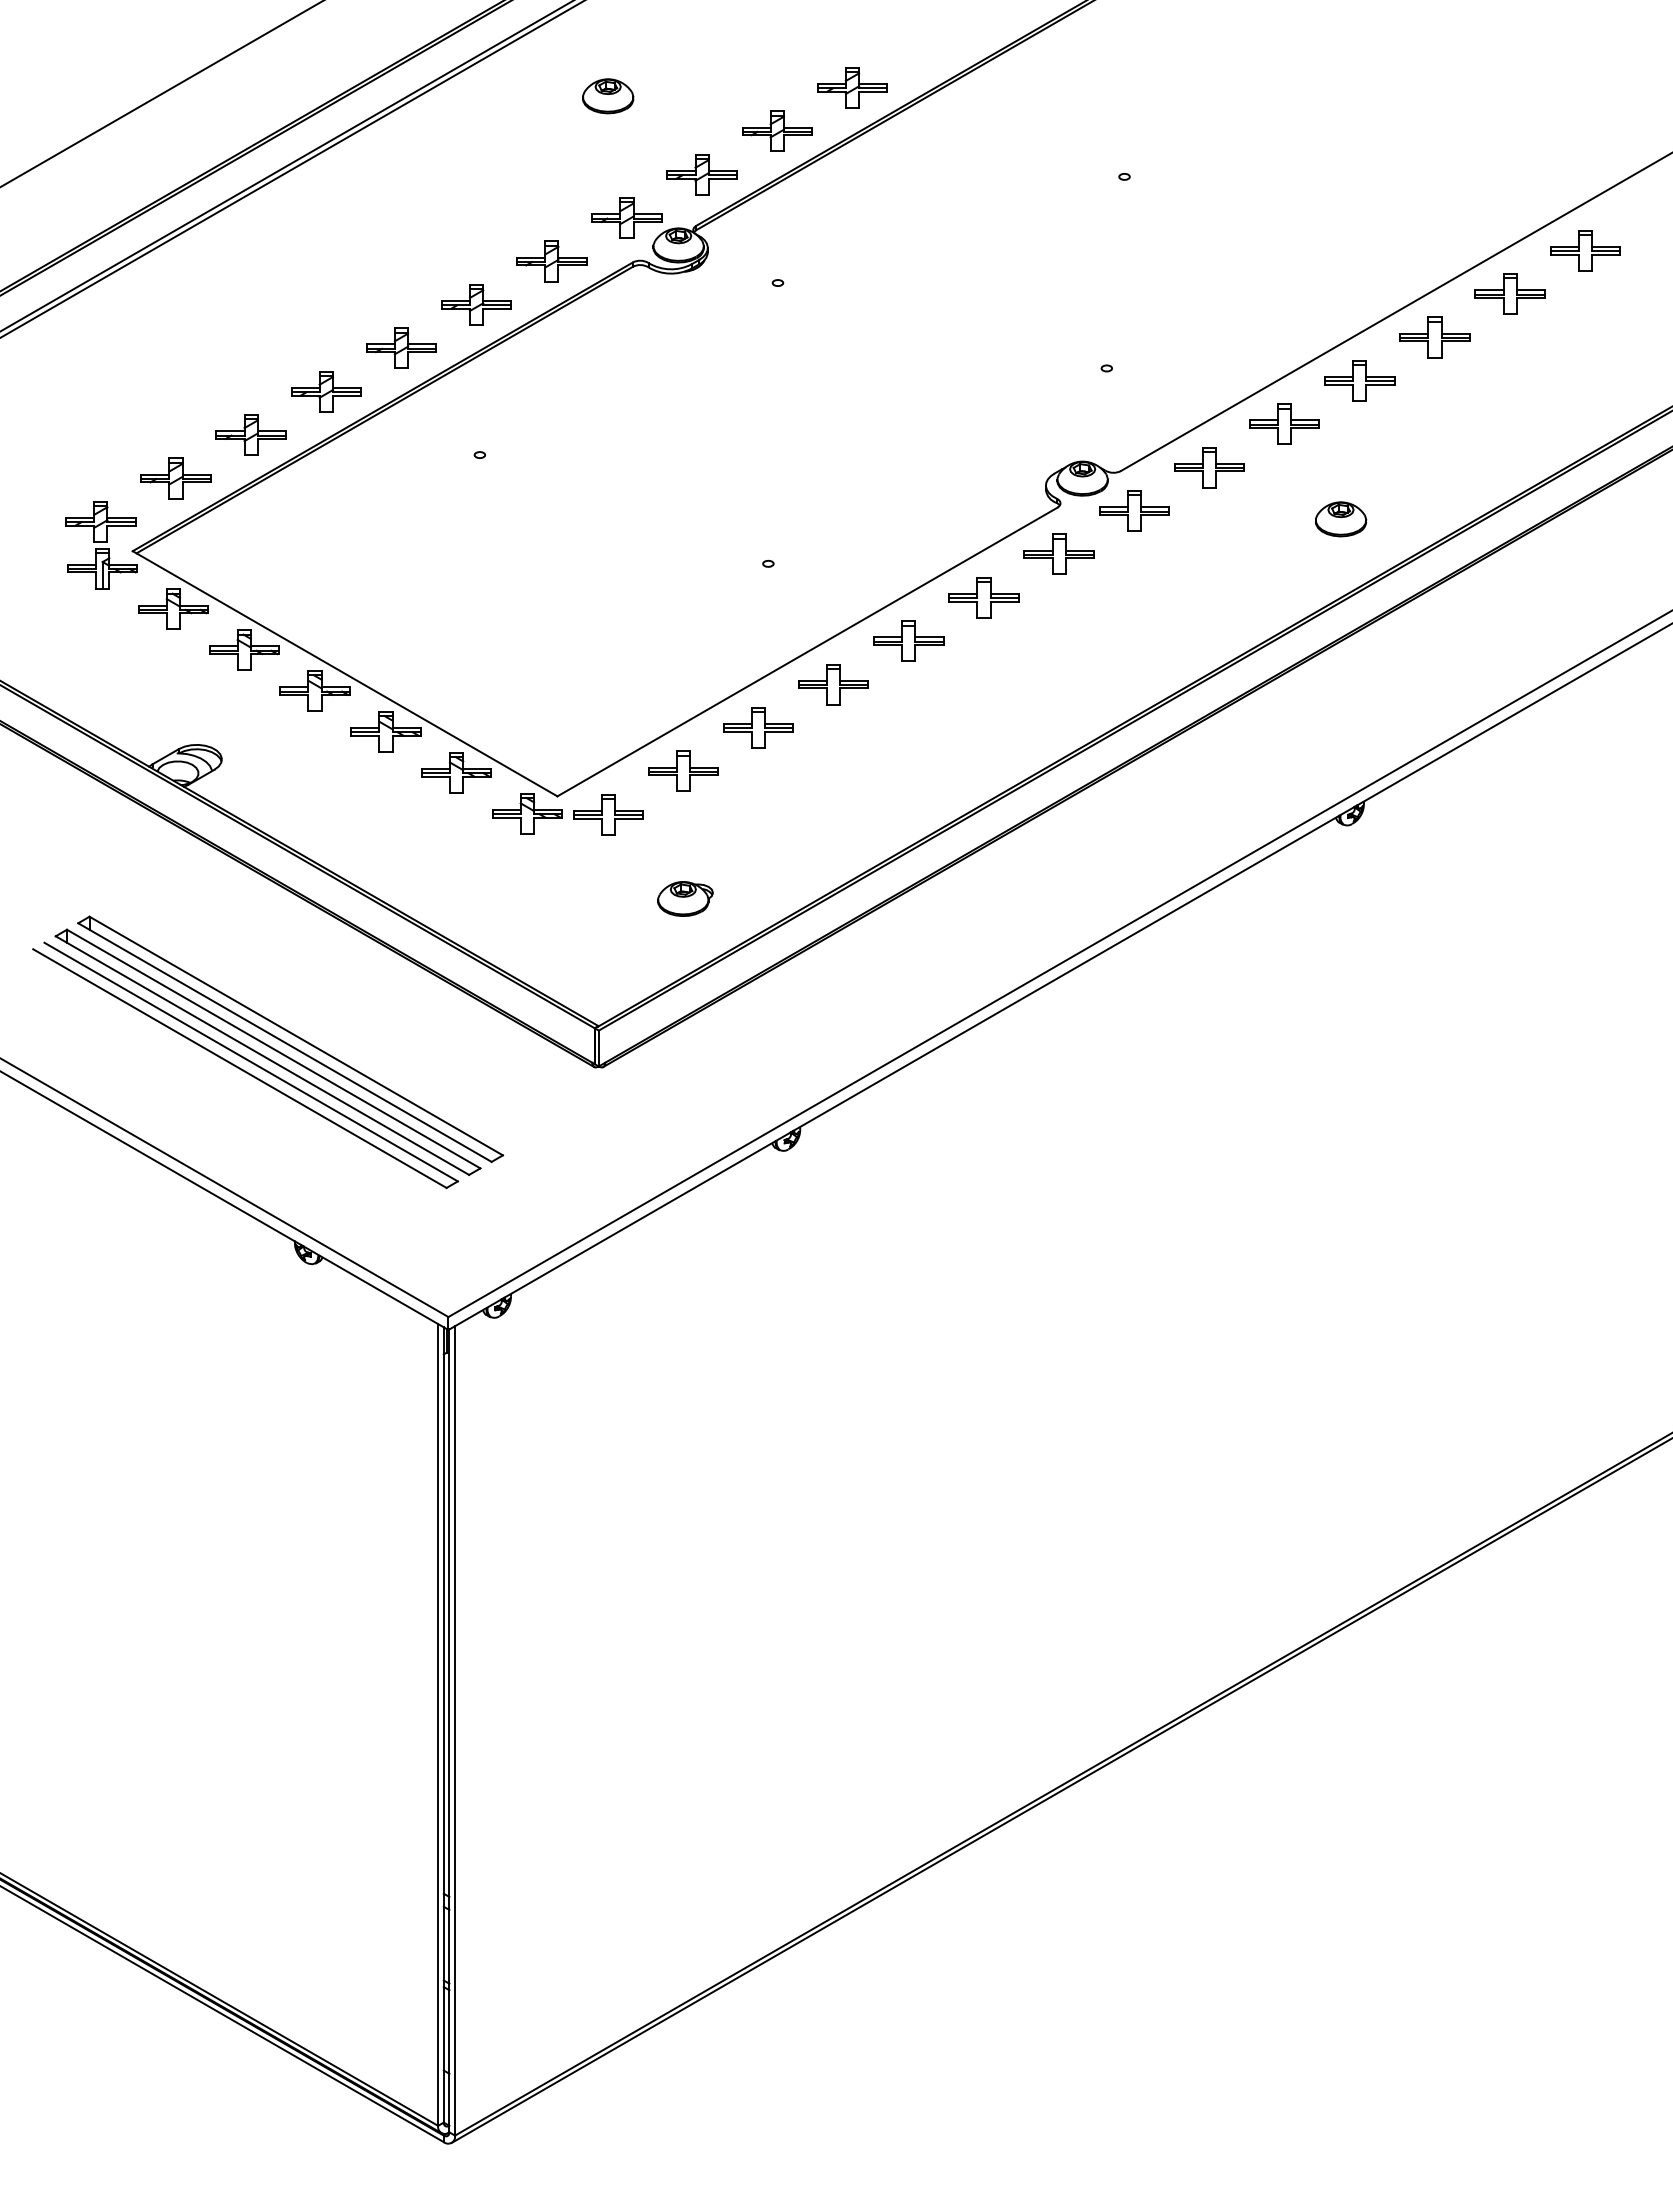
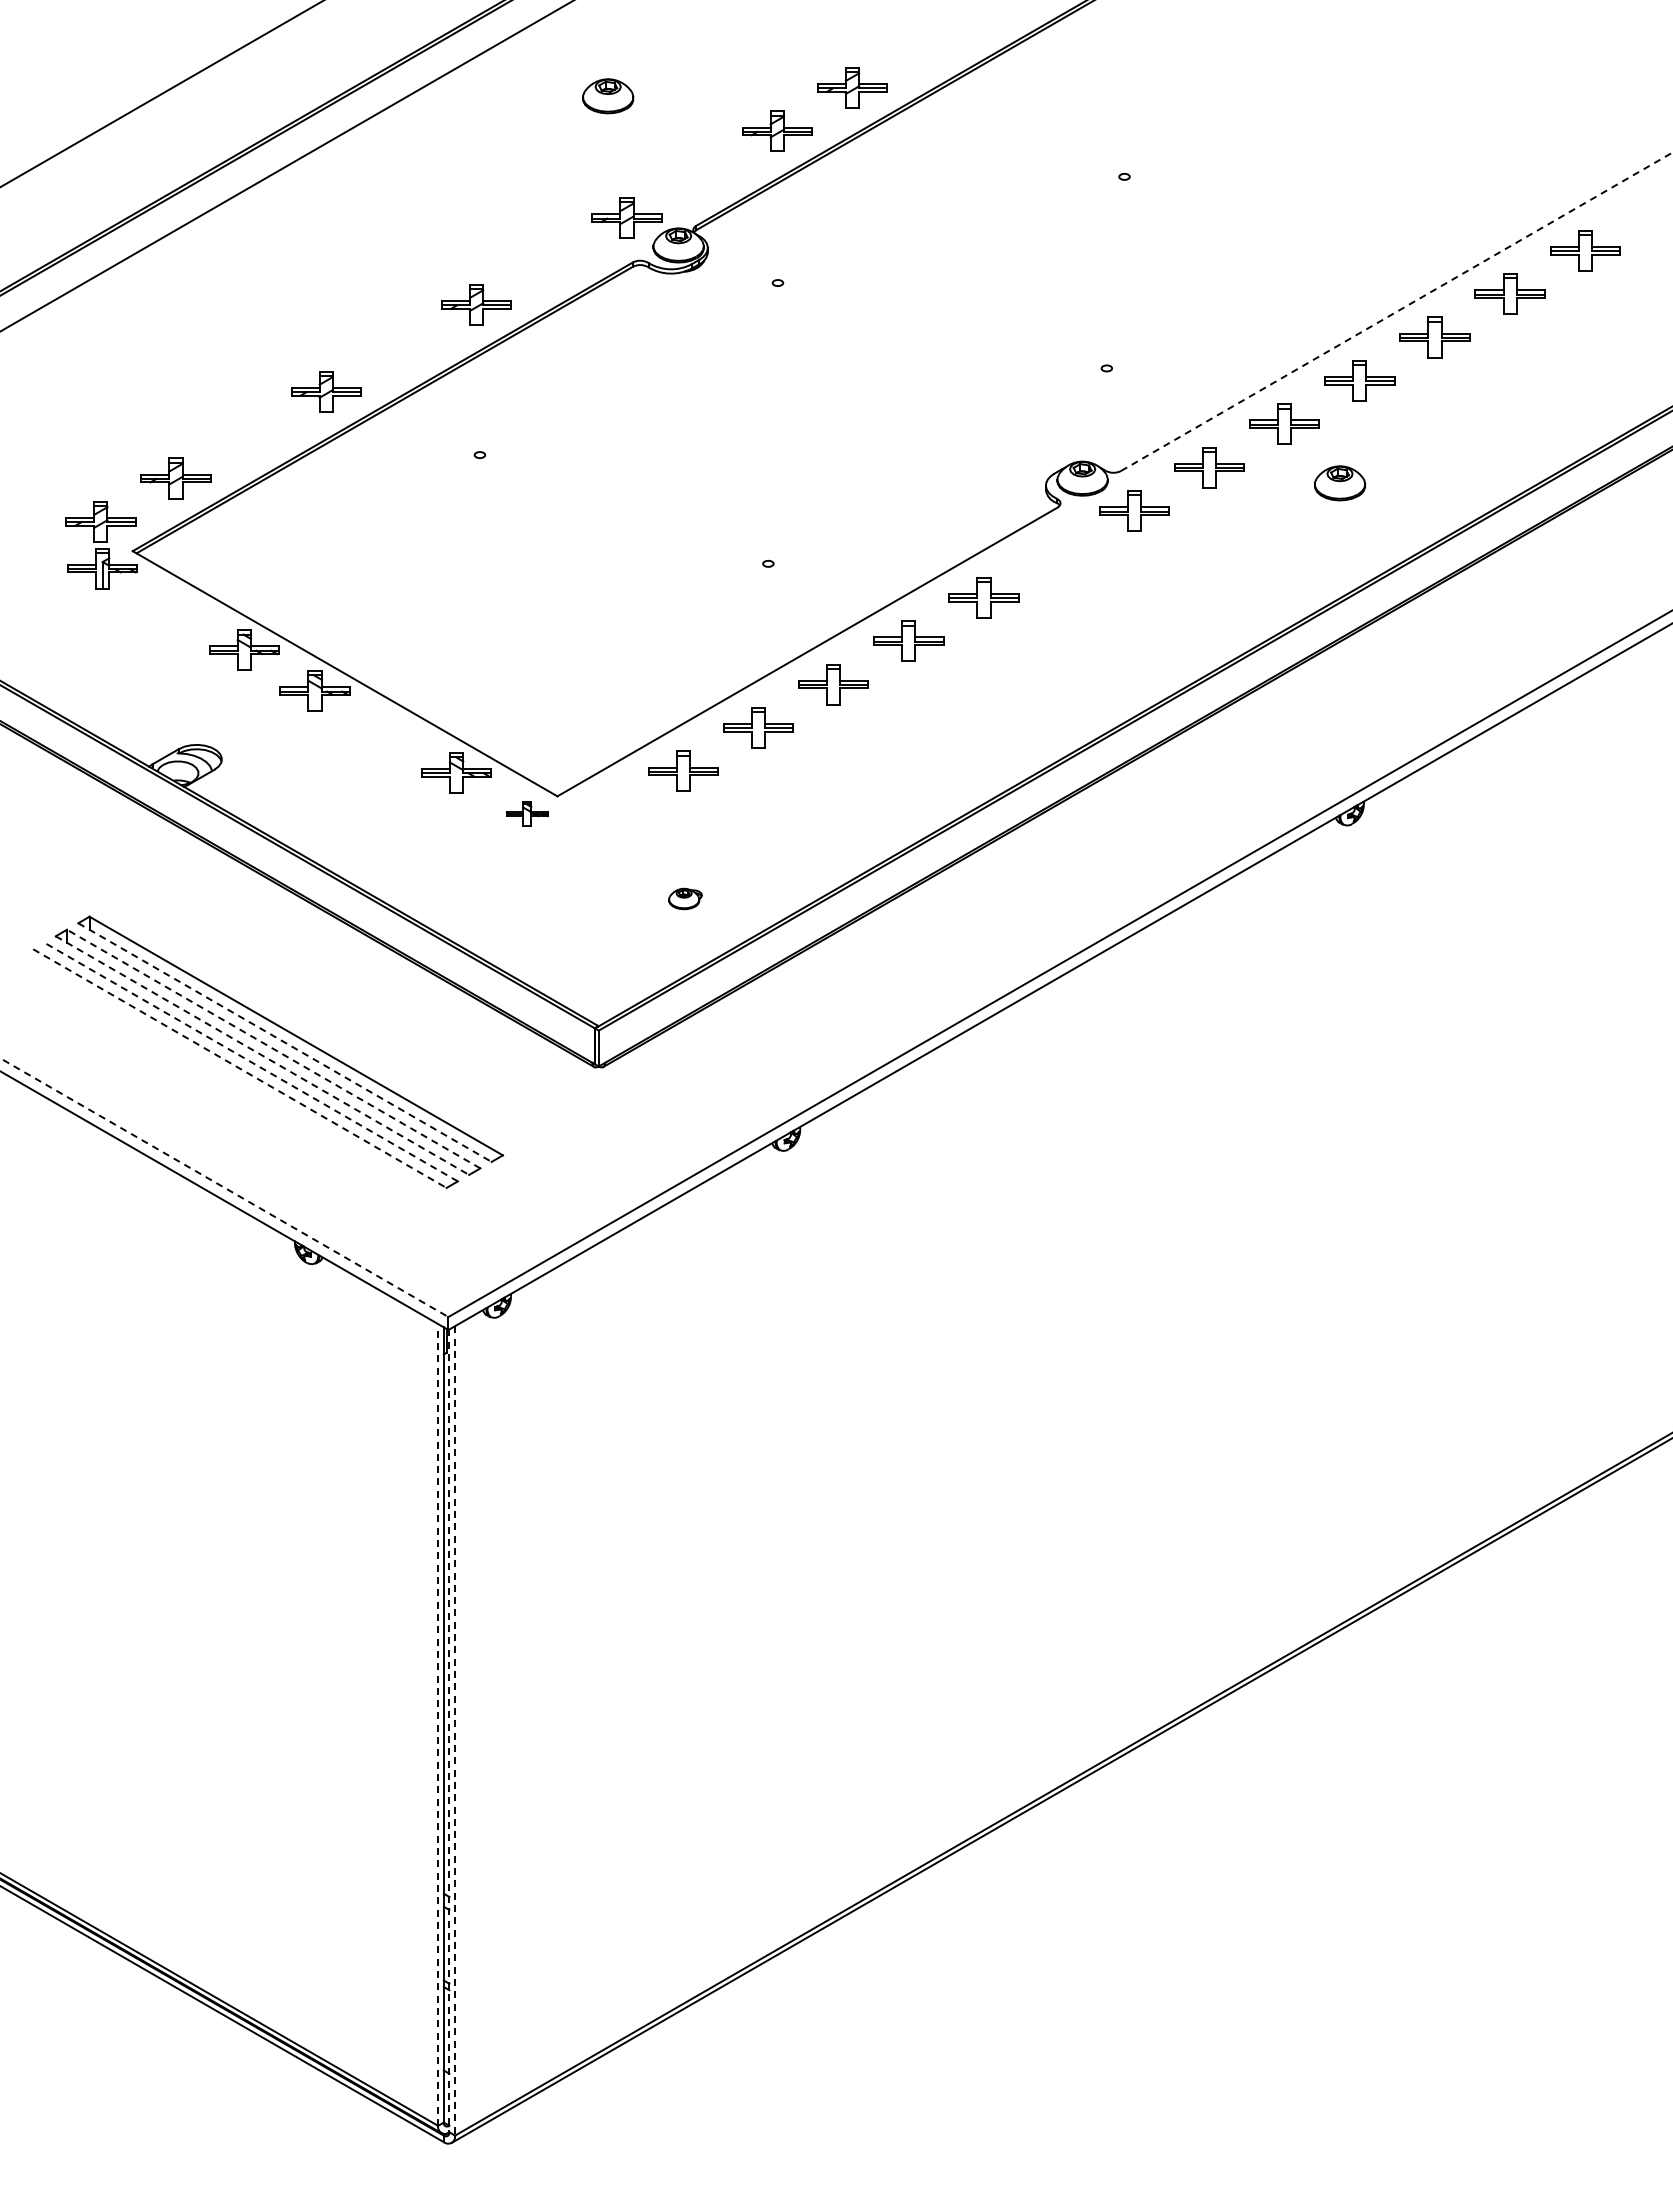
line: present -> none (291, 169)
part: present -> none (701, 174)
part: present -> none (551, 261)
line: solid -> dashed (1397, 311)
part: present -> none (401, 347)
part: present -> none (250, 434)
part position: (1341, 519) -> (1340, 483) (1340, 483)
part: present -> none (1058, 553)
part: present -> none (173, 608)
part: present -> none (385, 731)
part size: 71x42 px -> 43x26 px (527, 813)
part: present -> none (608, 814)
part size: 57x36 px -> 35x24 px (685, 898)
line: solid -> dashed (284, 1042)
line: solid -> dashed (273, 1049)
line: solid -> dashed (262, 1055)
line: solid -> dashed (251, 1062)
line: solid -> dashed (239, 1068)
line: solid -> dashed (225, 1188)
line: solid -> dashed (438, 1724)
line: solid -> dashed (455, 1730)
line: solid -> dashed (449, 1731)
